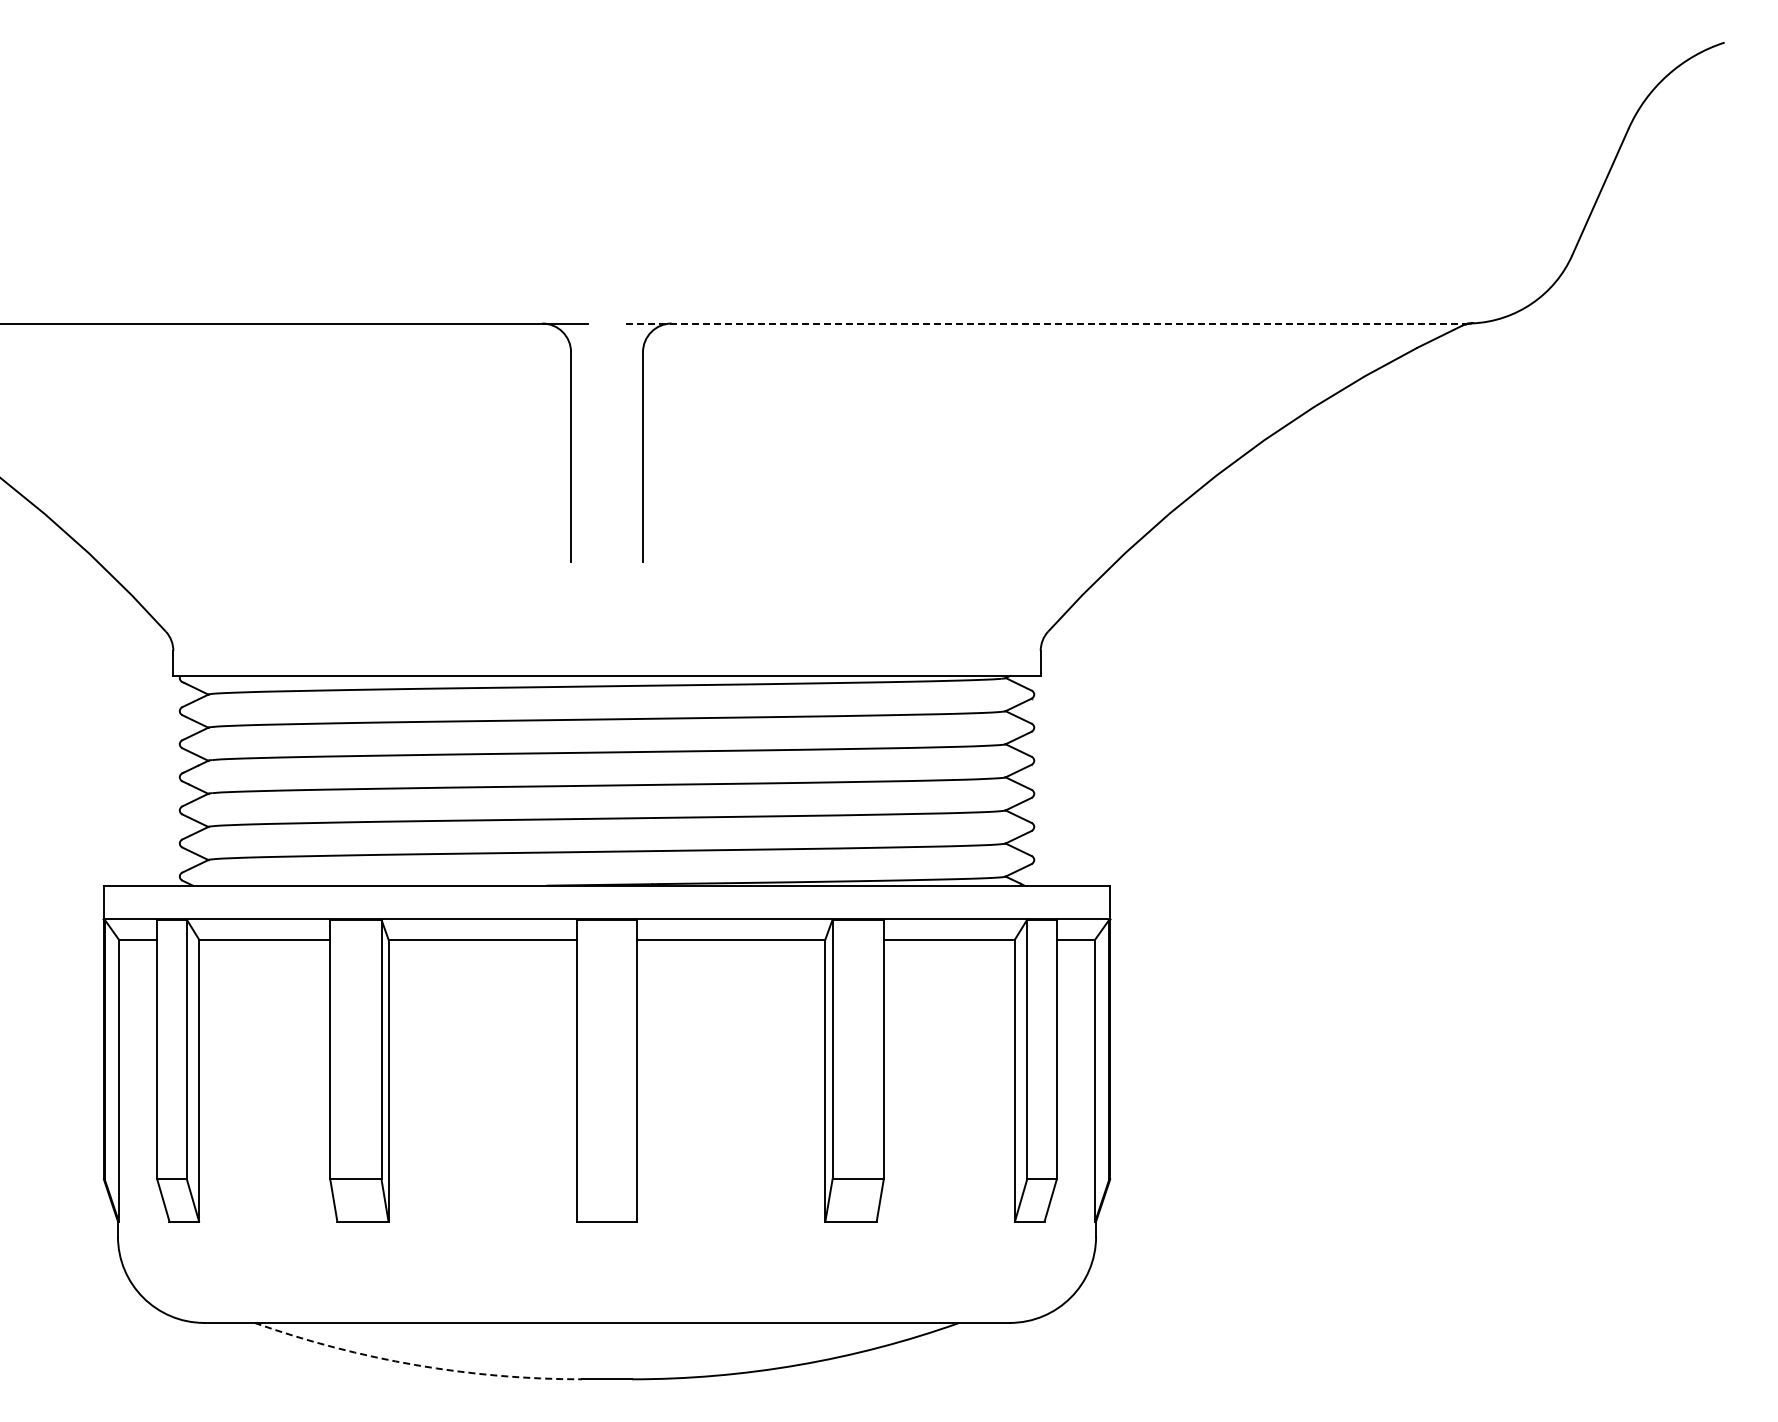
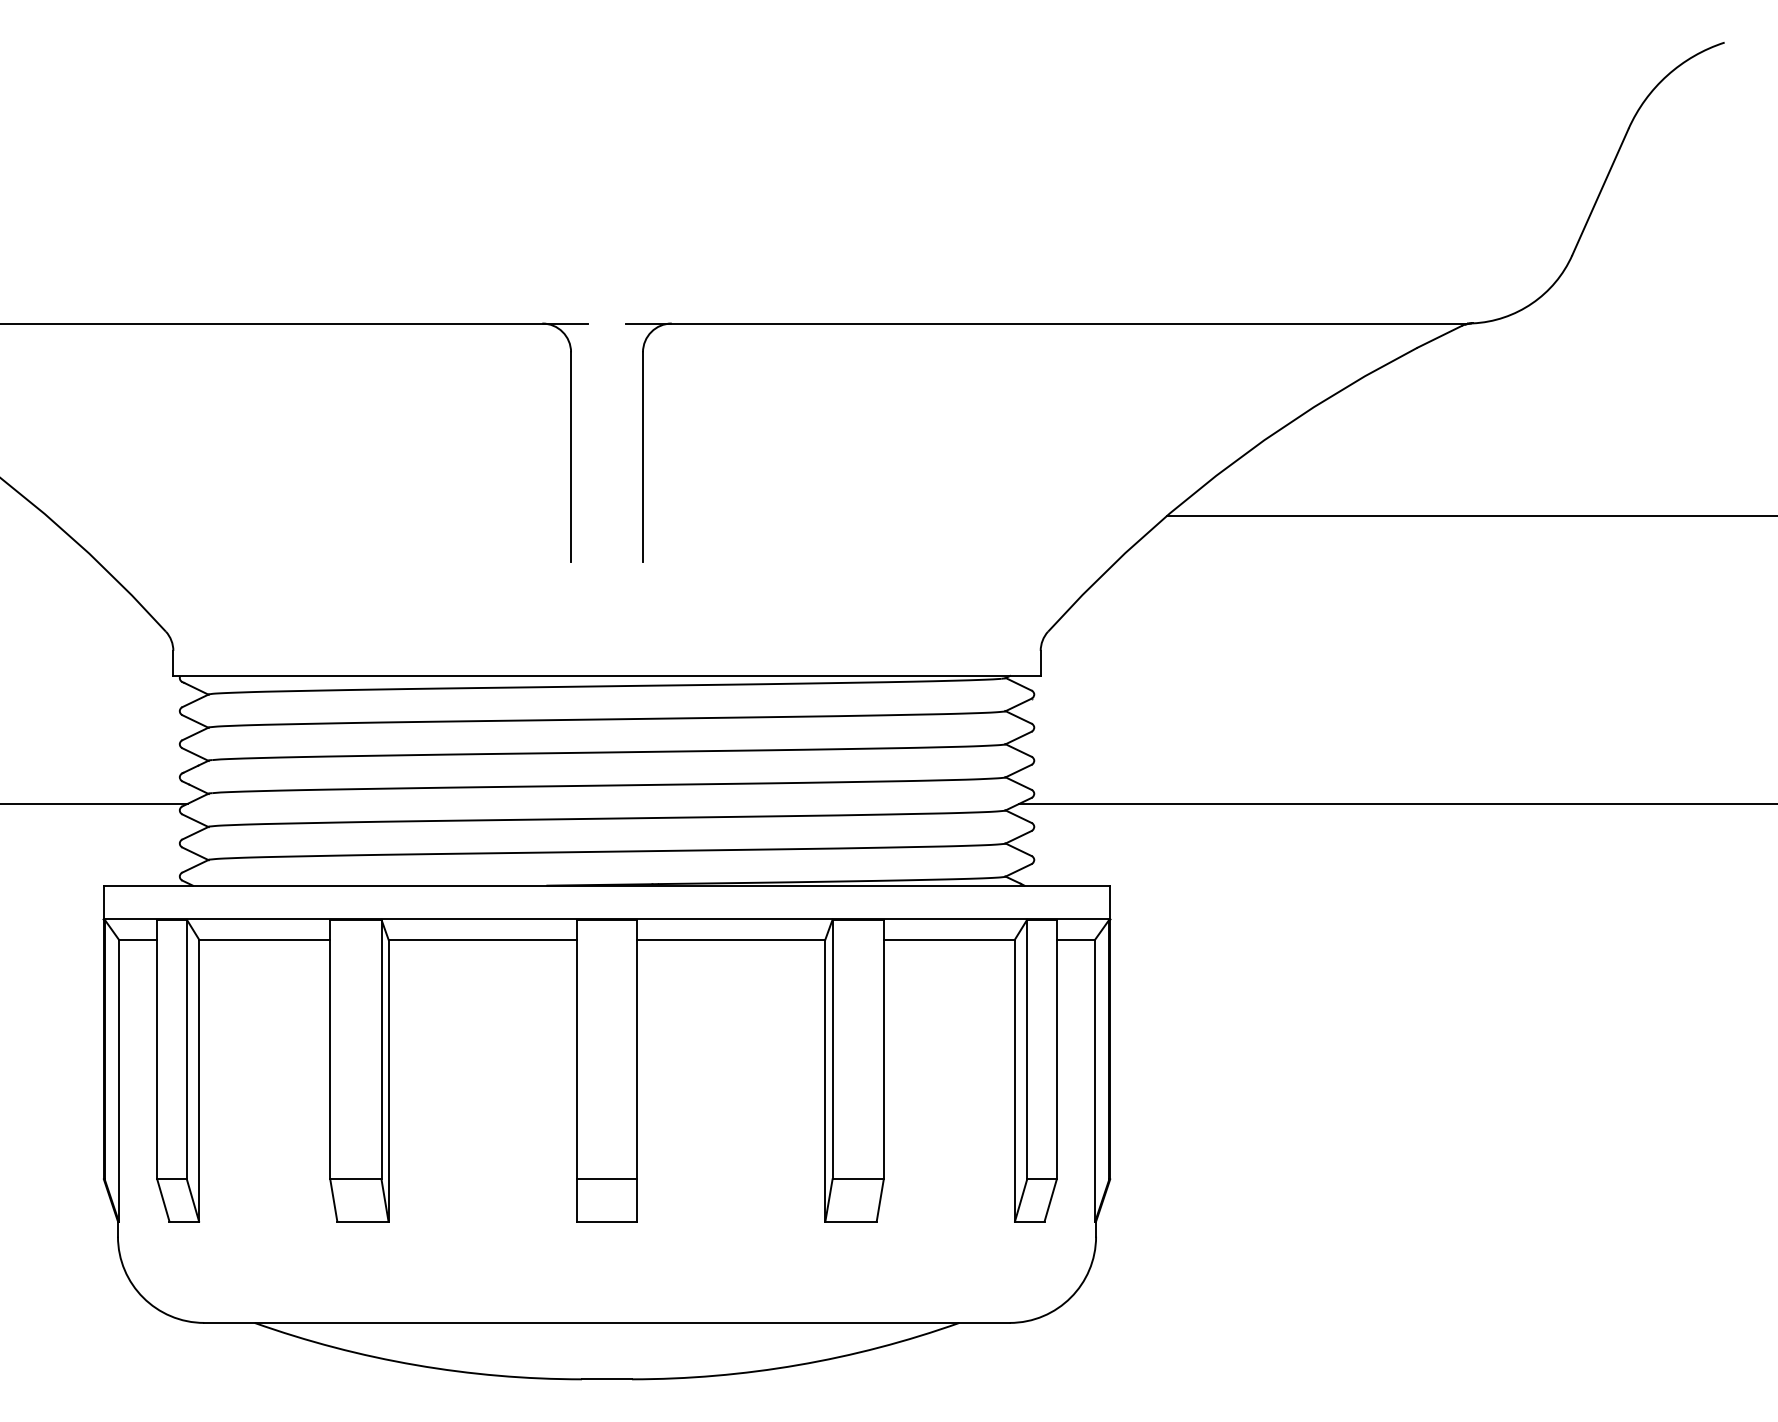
line: dashed -> solid (1046, 323)
line: none -> present (1470, 516)
line: none -> present (94, 803)
line: none -> present (1396, 803)
line: none -> present (606, 1179)
arc: dashed -> solid (415, 1365)
